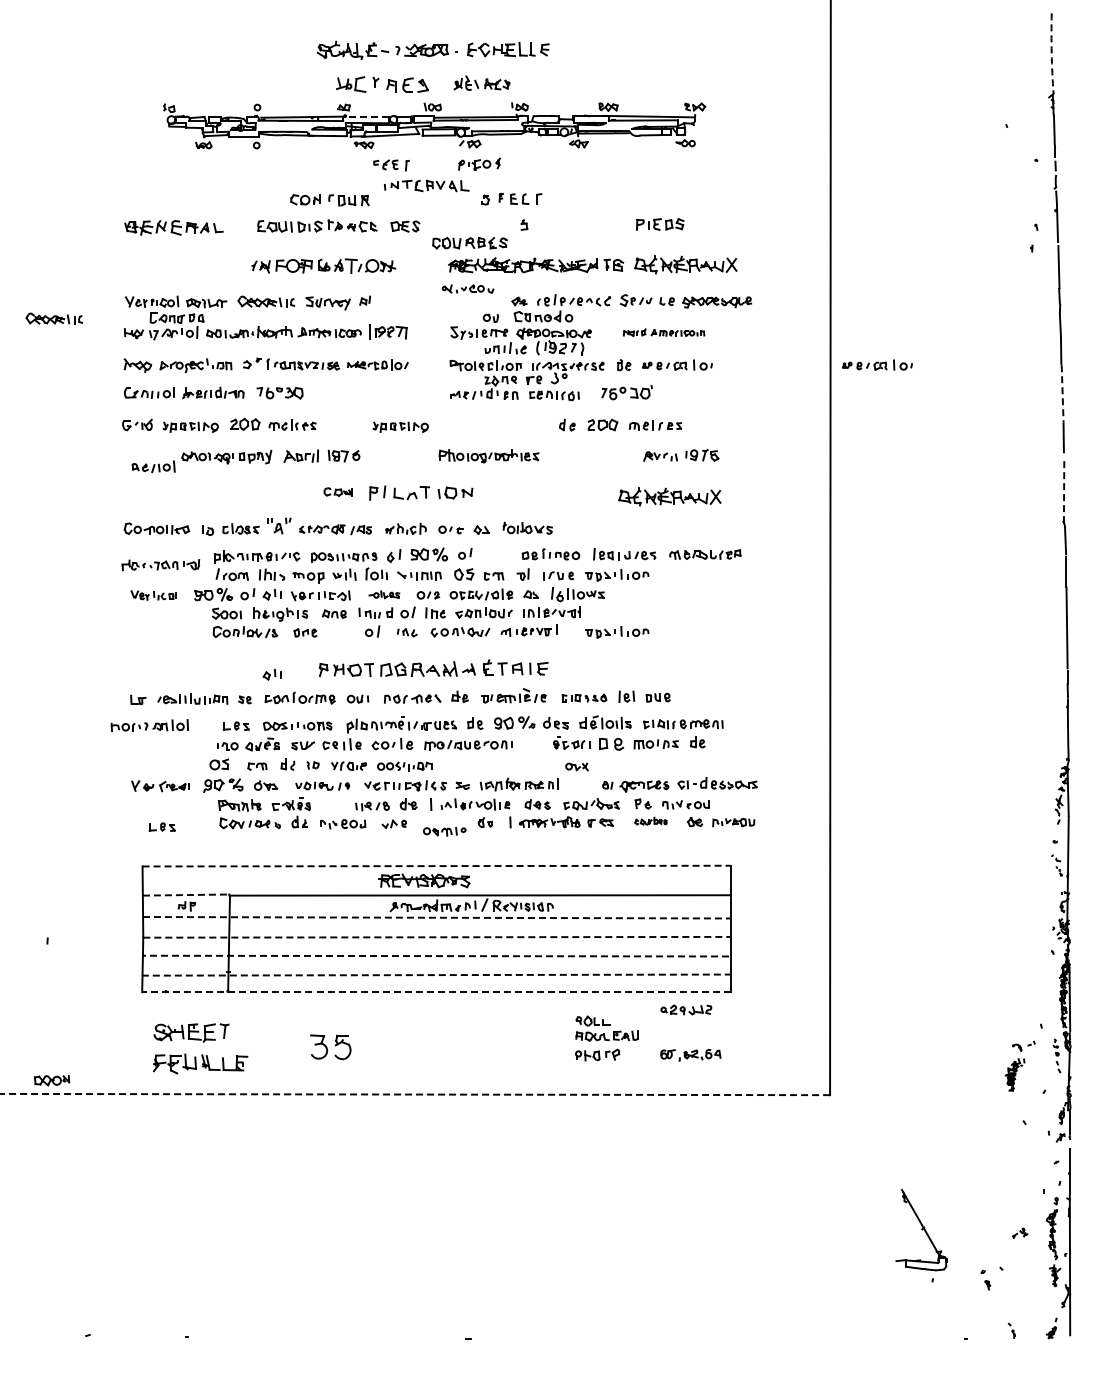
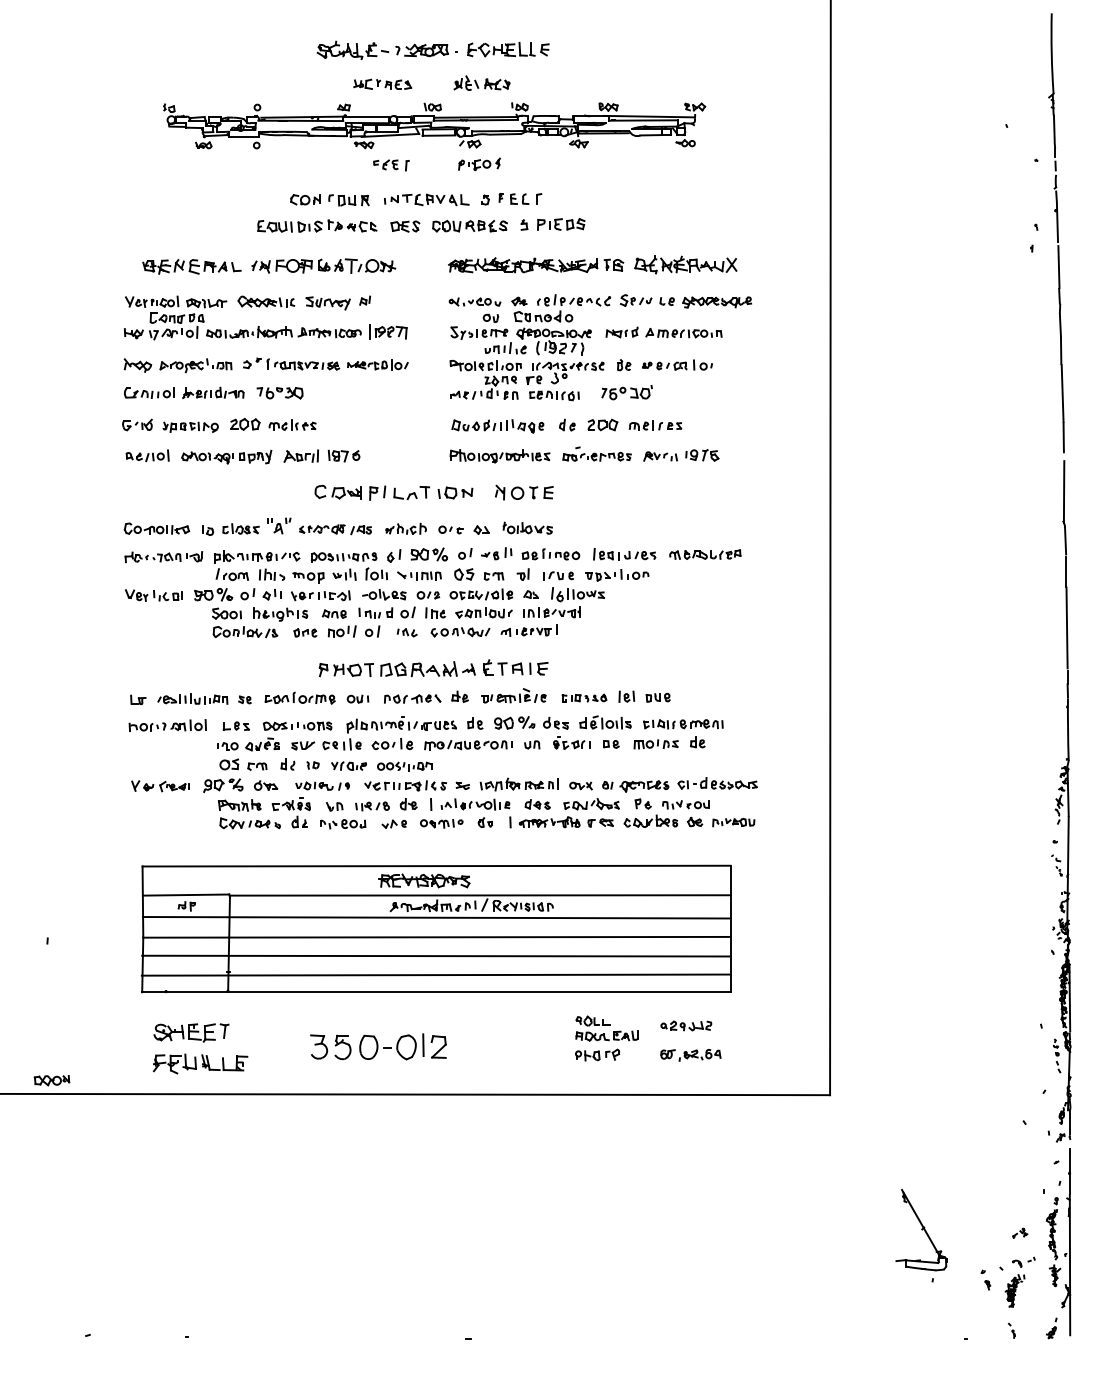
arc: dashed -> solid (1051, 53)
part size: 93x17 px -> 60x12 px (382, 83)
line: dashed -> solid (366, 116)
part position: (426, 185) -> (426, 199) (426, 199)
part position: (660, 224) -> (561, 224) (561, 224)
part position: (173, 227) -> (191, 266) (191, 266)
part position: (469, 243) -> (469, 226) (469, 226)
part position: (467, 288) -> (474, 301) (474, 301)
part: present -> none (54, 318)
part size: 84x9 px -> 118x13 px (663, 332)
part: present -> none (877, 364)
line: dashed -> solid (1062, 394)
part: present -> none (400, 426)
part: none -> present (497, 426)
part: none -> present (596, 453)
part position: (488, 456) -> (499, 456) (499, 456)
part position: (153, 466) -> (147, 455) (147, 455)
part size: 30x10 px -> 48x16 px (337, 491)
part: none -> present (524, 492)
line: dashed -> solid (1064, 492)
part: present -> none (669, 496)
part: none -> present (496, 553)
part position: (160, 565) -> (163, 557) (163, 557)
part size: 33x10 px -> 45x12 px (384, 594)
part size: 47x11 px -> 58x13 px (153, 595)
part: none -> present (341, 631)
part: present -> none (617, 632)
part: present -> none (271, 674)
part position: (149, 725) -> (167, 725) (167, 725)
part size: 26x14 px -> 17x9 px (611, 744)
part: none -> present (532, 744)
part position: (219, 764) -> (229, 764) (229, 764)
part position: (576, 766) -> (580, 785) (580, 785)
part: none -> present (334, 806)
part size: 34x10 px -> 56x14 px (650, 820)
part: present -> none (161, 826)
part position: (444, 831) -> (441, 823) (441, 823)
line: dashed -> solid (436, 866)
line: dashed -> solid (186, 895)
line: dashed -> solid (436, 917)
line: dashed -> solid (436, 937)
line: dashed -> solid (435, 956)
line: dashed -> solid (436, 975)
line: dashed -> solid (435, 992)
part position: (686, 1009) -> (686, 1025) (686, 1025)
part: none -> present (402, 1046)
part position: (1019, 1065) -> (1019, 1281) (1019, 1281)
line: dashed -> solid (415, 1094)
